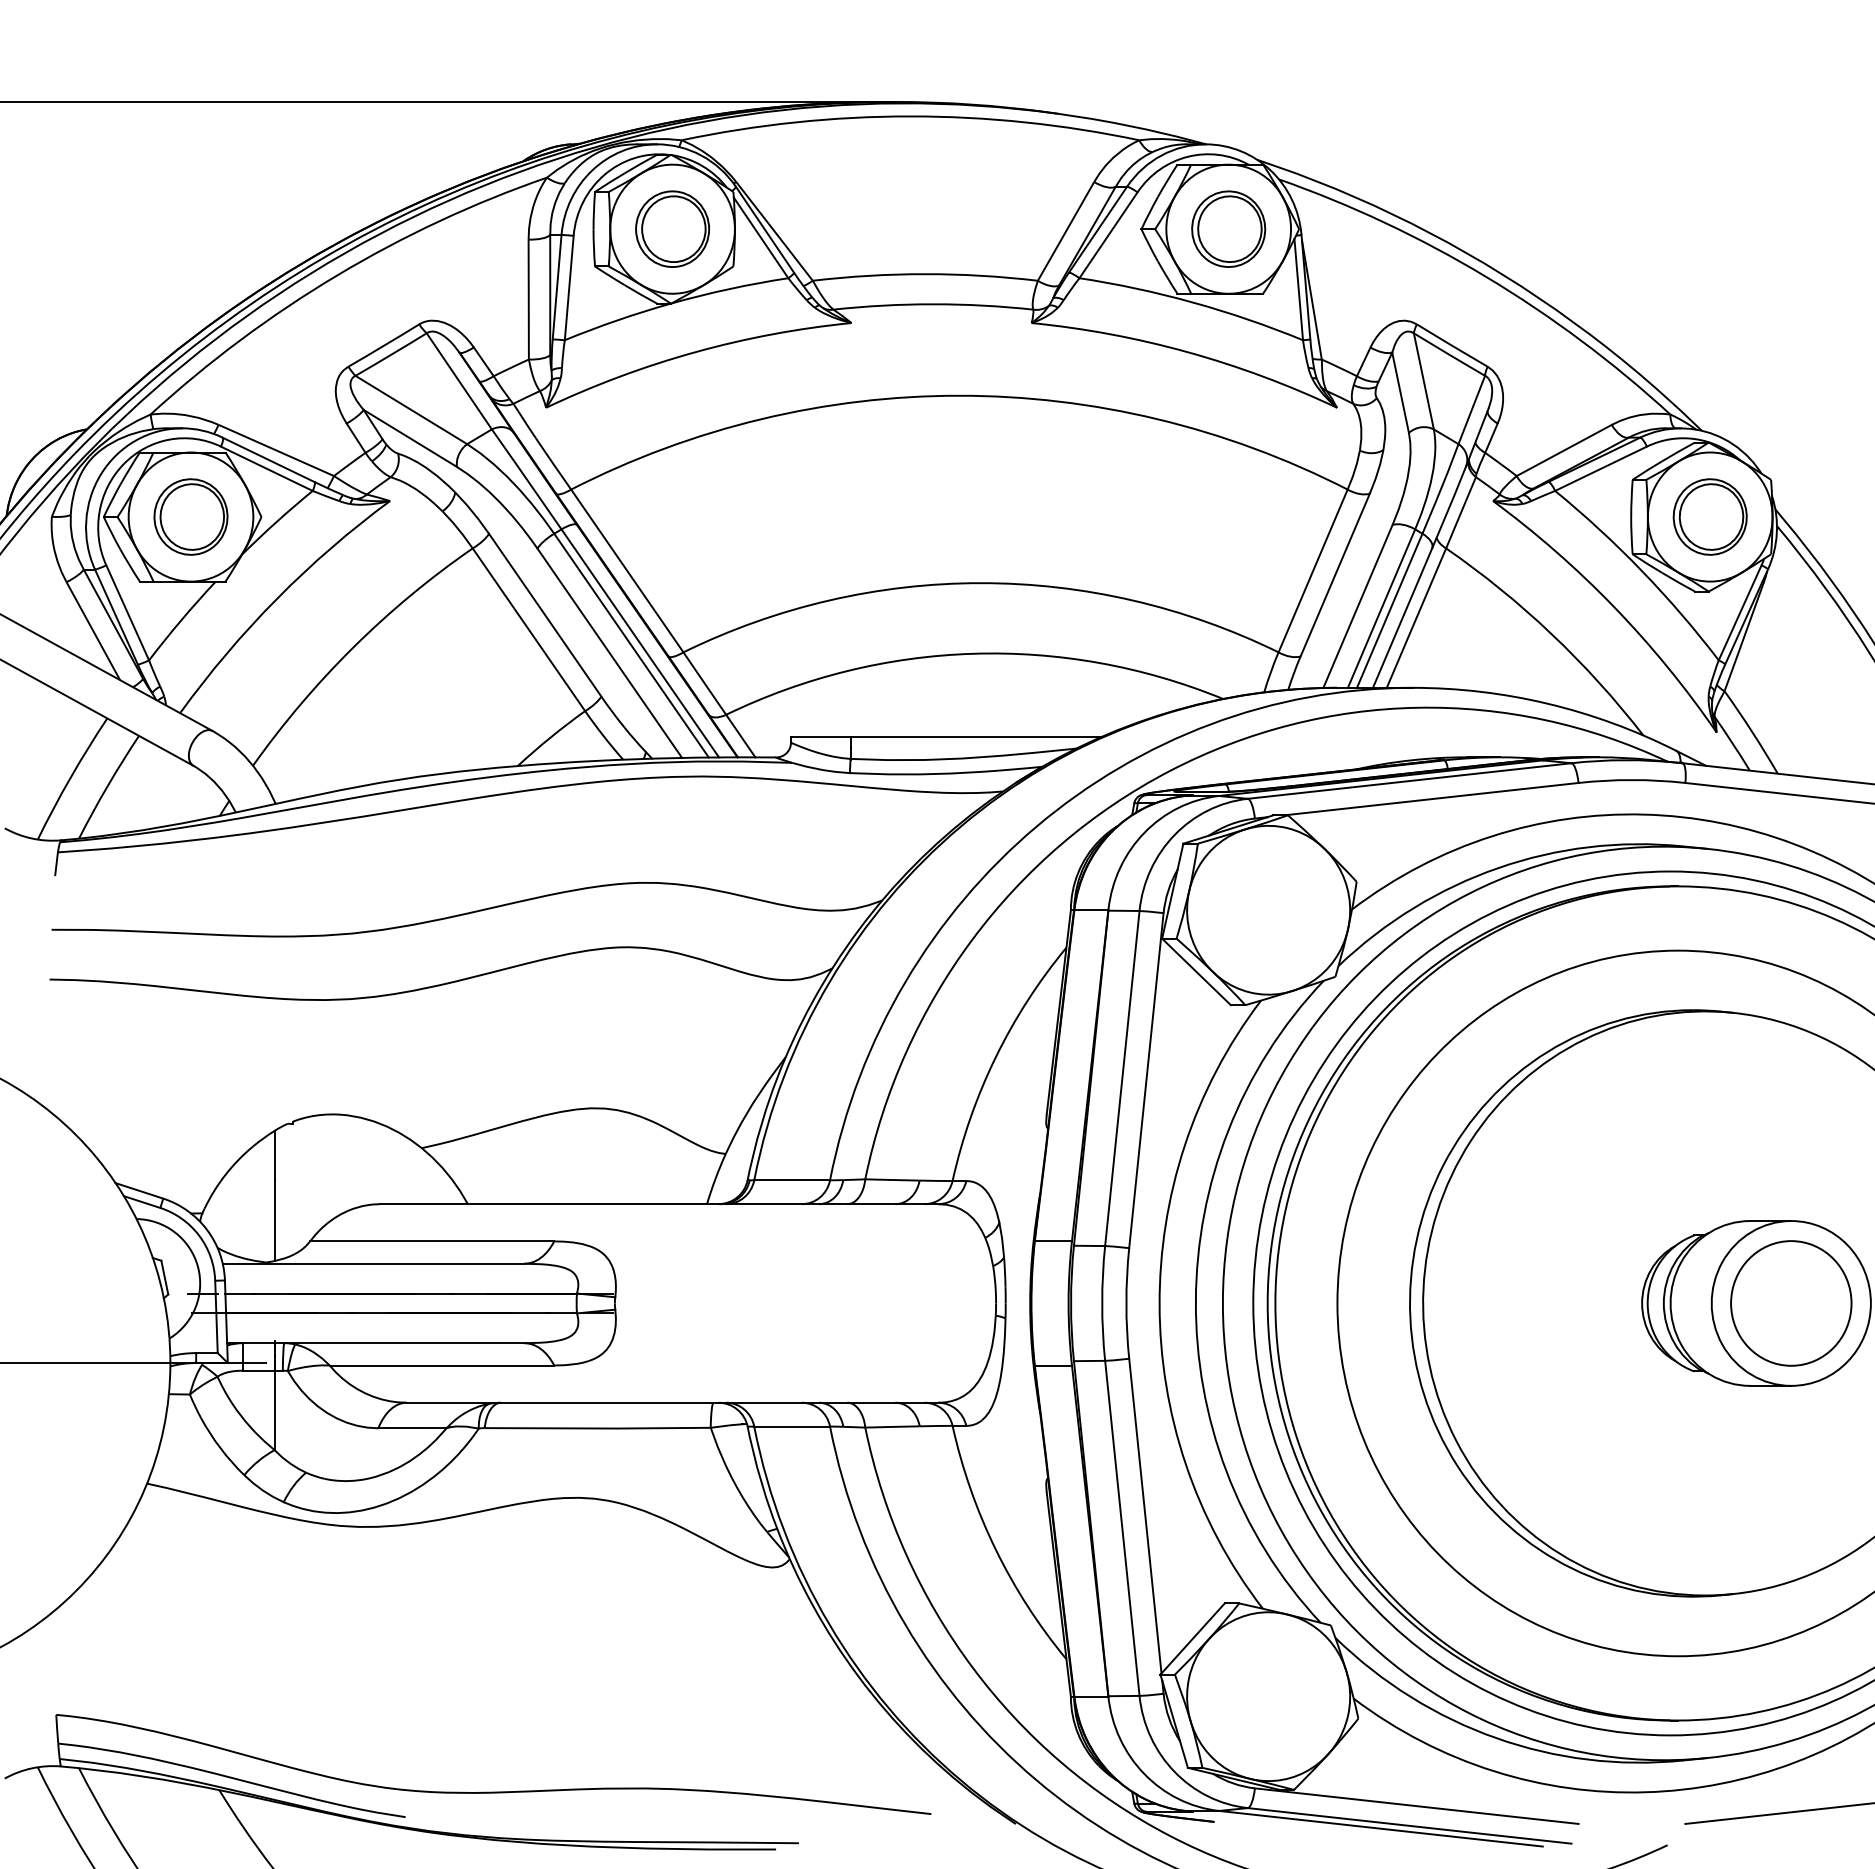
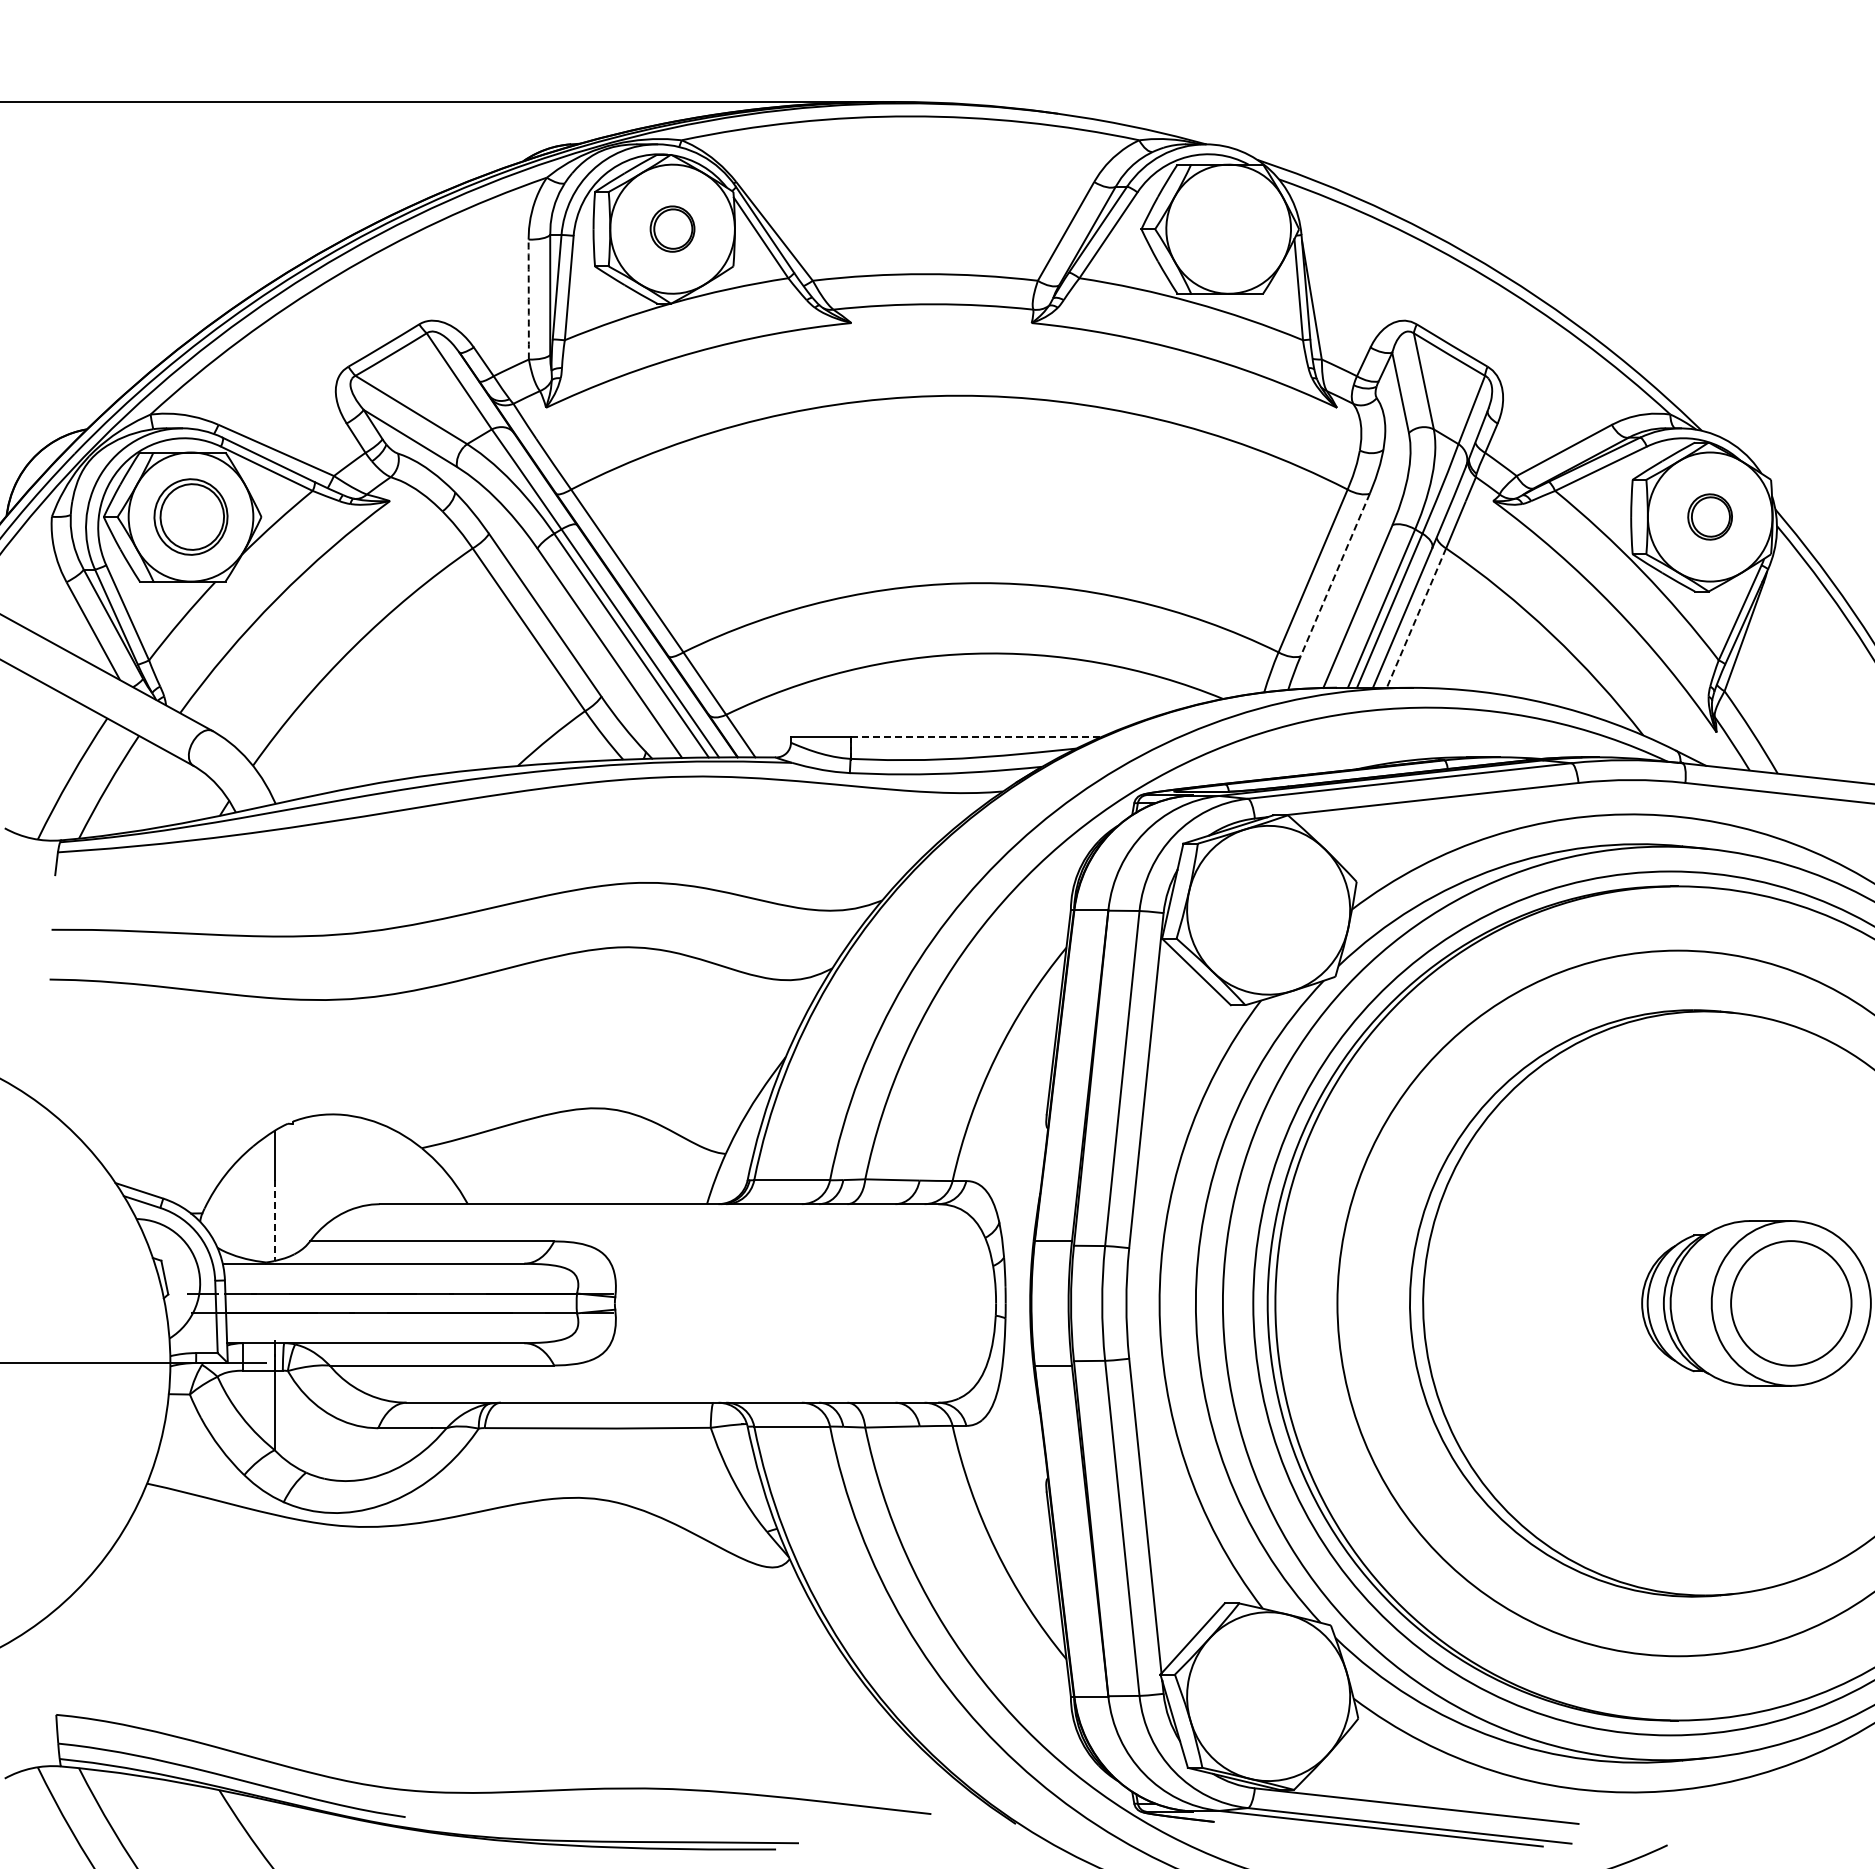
part size: 75x78 px -> 47x48 px (672, 228)
part: present -> none (1228, 228)
arc: solid -> dashed (528, 299)
part size: 76x78 px -> 46x48 px (1709, 516)
line: solid -> dashed (1335, 575)
line: solid -> dashed (1416, 618)
line: solid -> dashed (975, 737)
line: solid -> dashed (274, 1220)
line: present -> none (1778, 1813)
